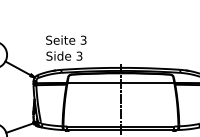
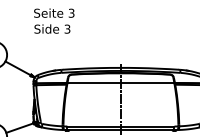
text position: (66, 47) -> (54, 20) (54, 20)
